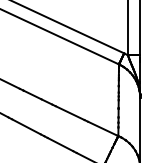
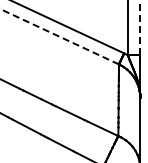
line: solid -> dashed (140, 27)
line: solid -> dashed (59, 36)
